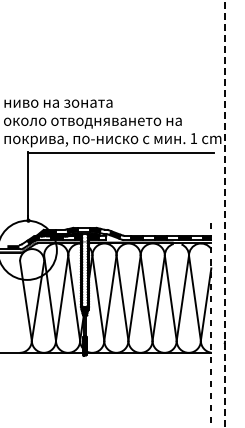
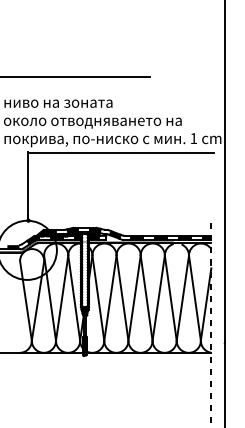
line: none -> present (76, 76)
line: dashed -> solid (224, 213)
